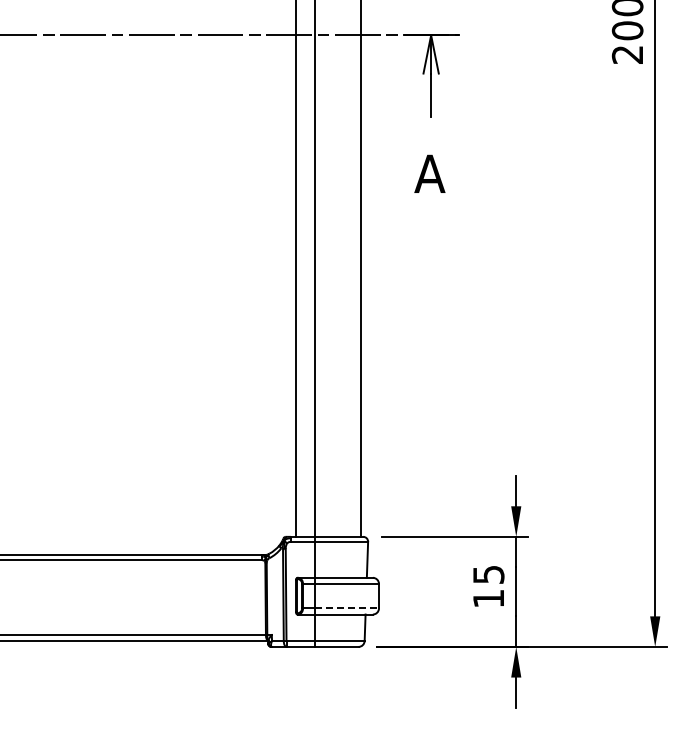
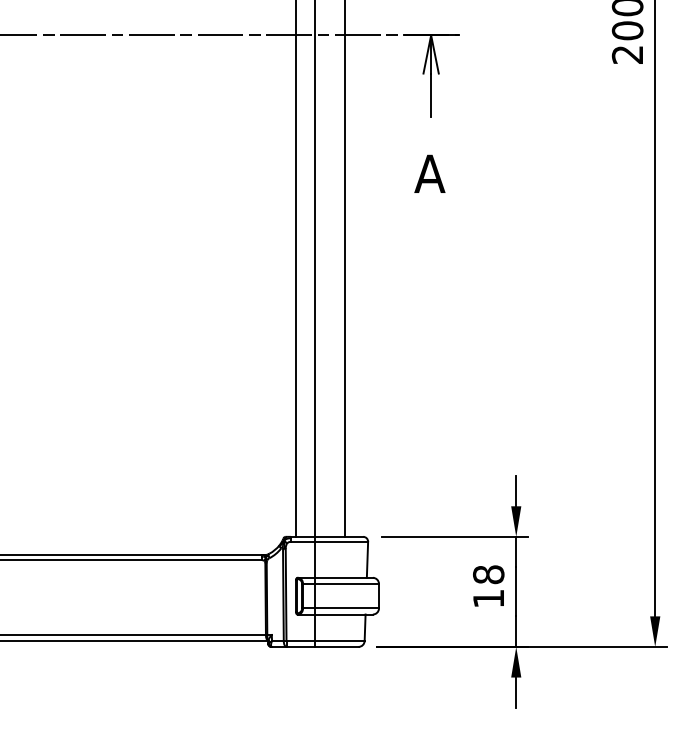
line position: (361, 269) -> (345, 269) (345, 269)
text: 15 -> 18 (488, 574)
line: dashed -> solid (347, 608)
